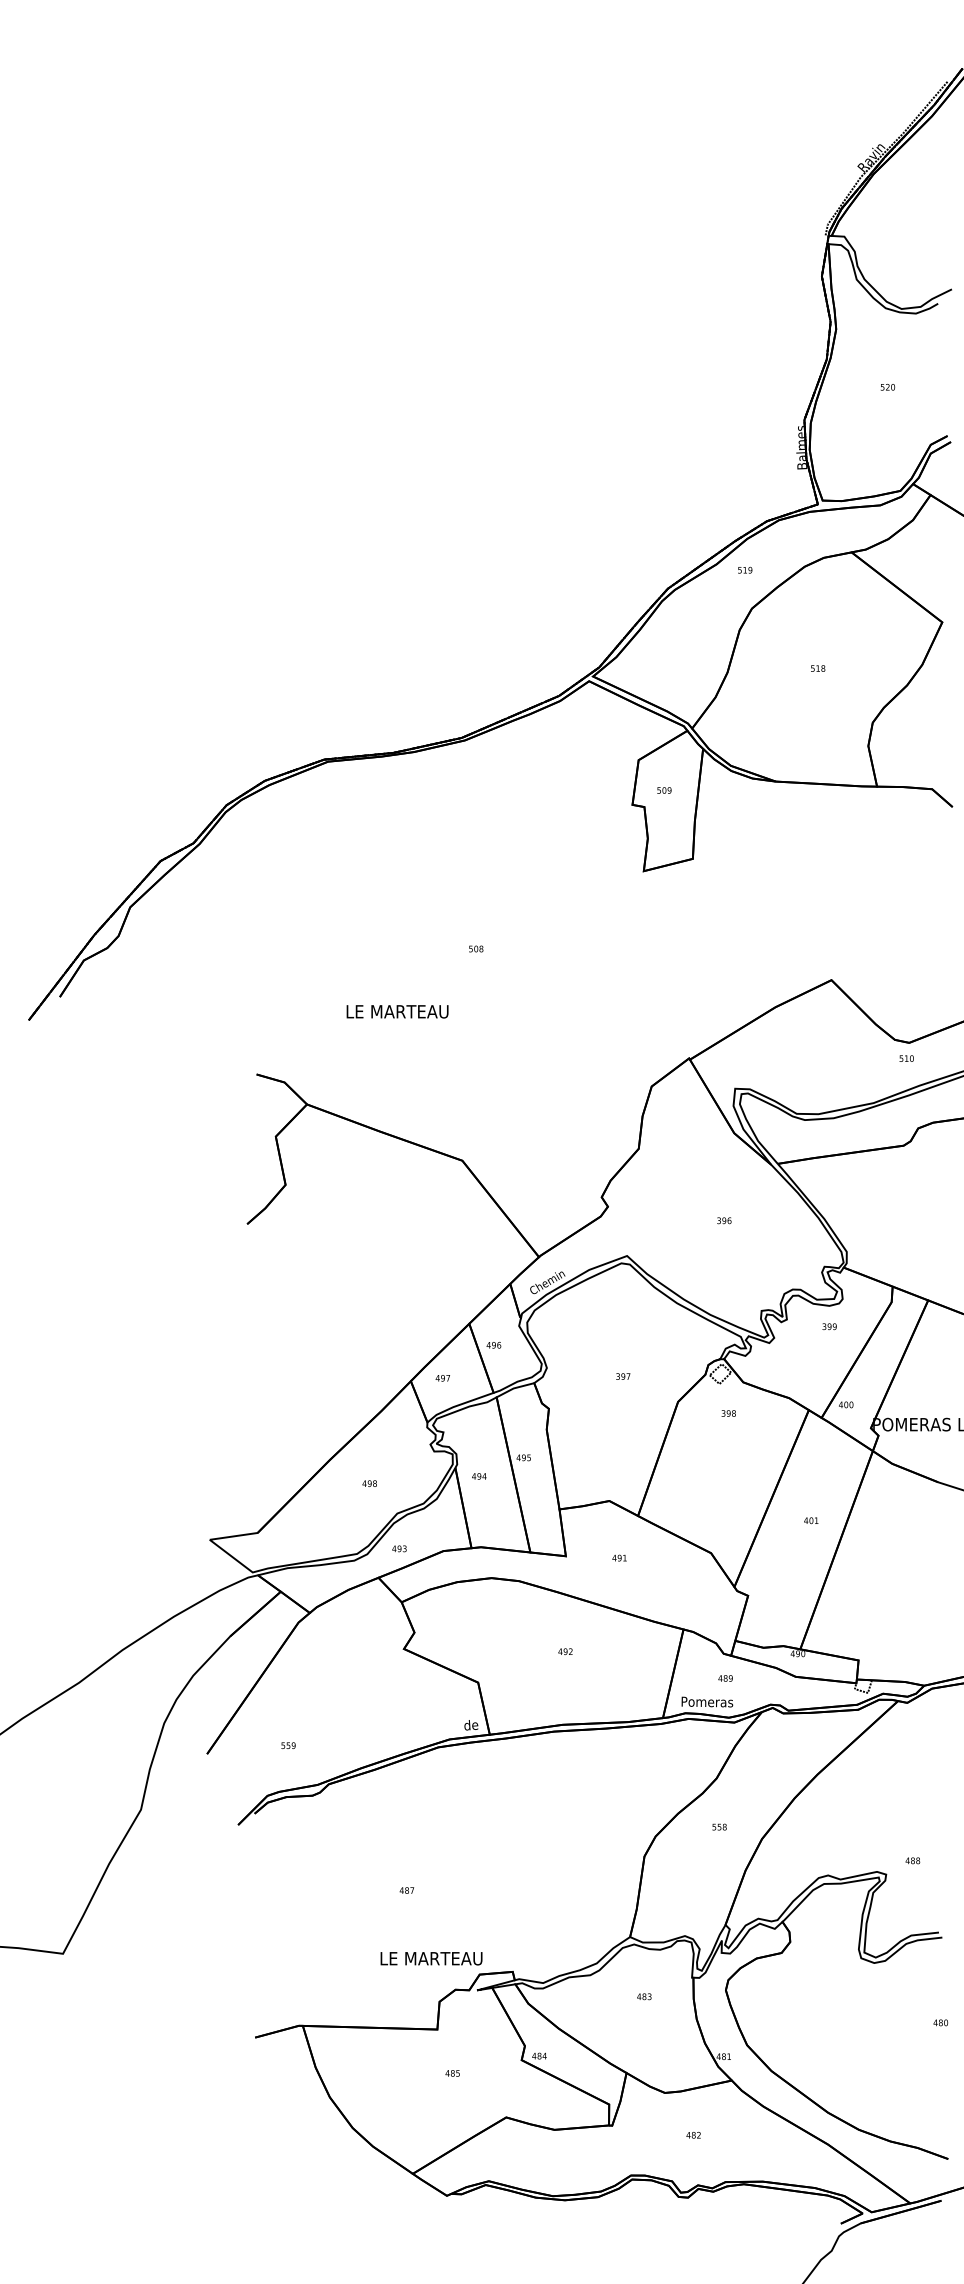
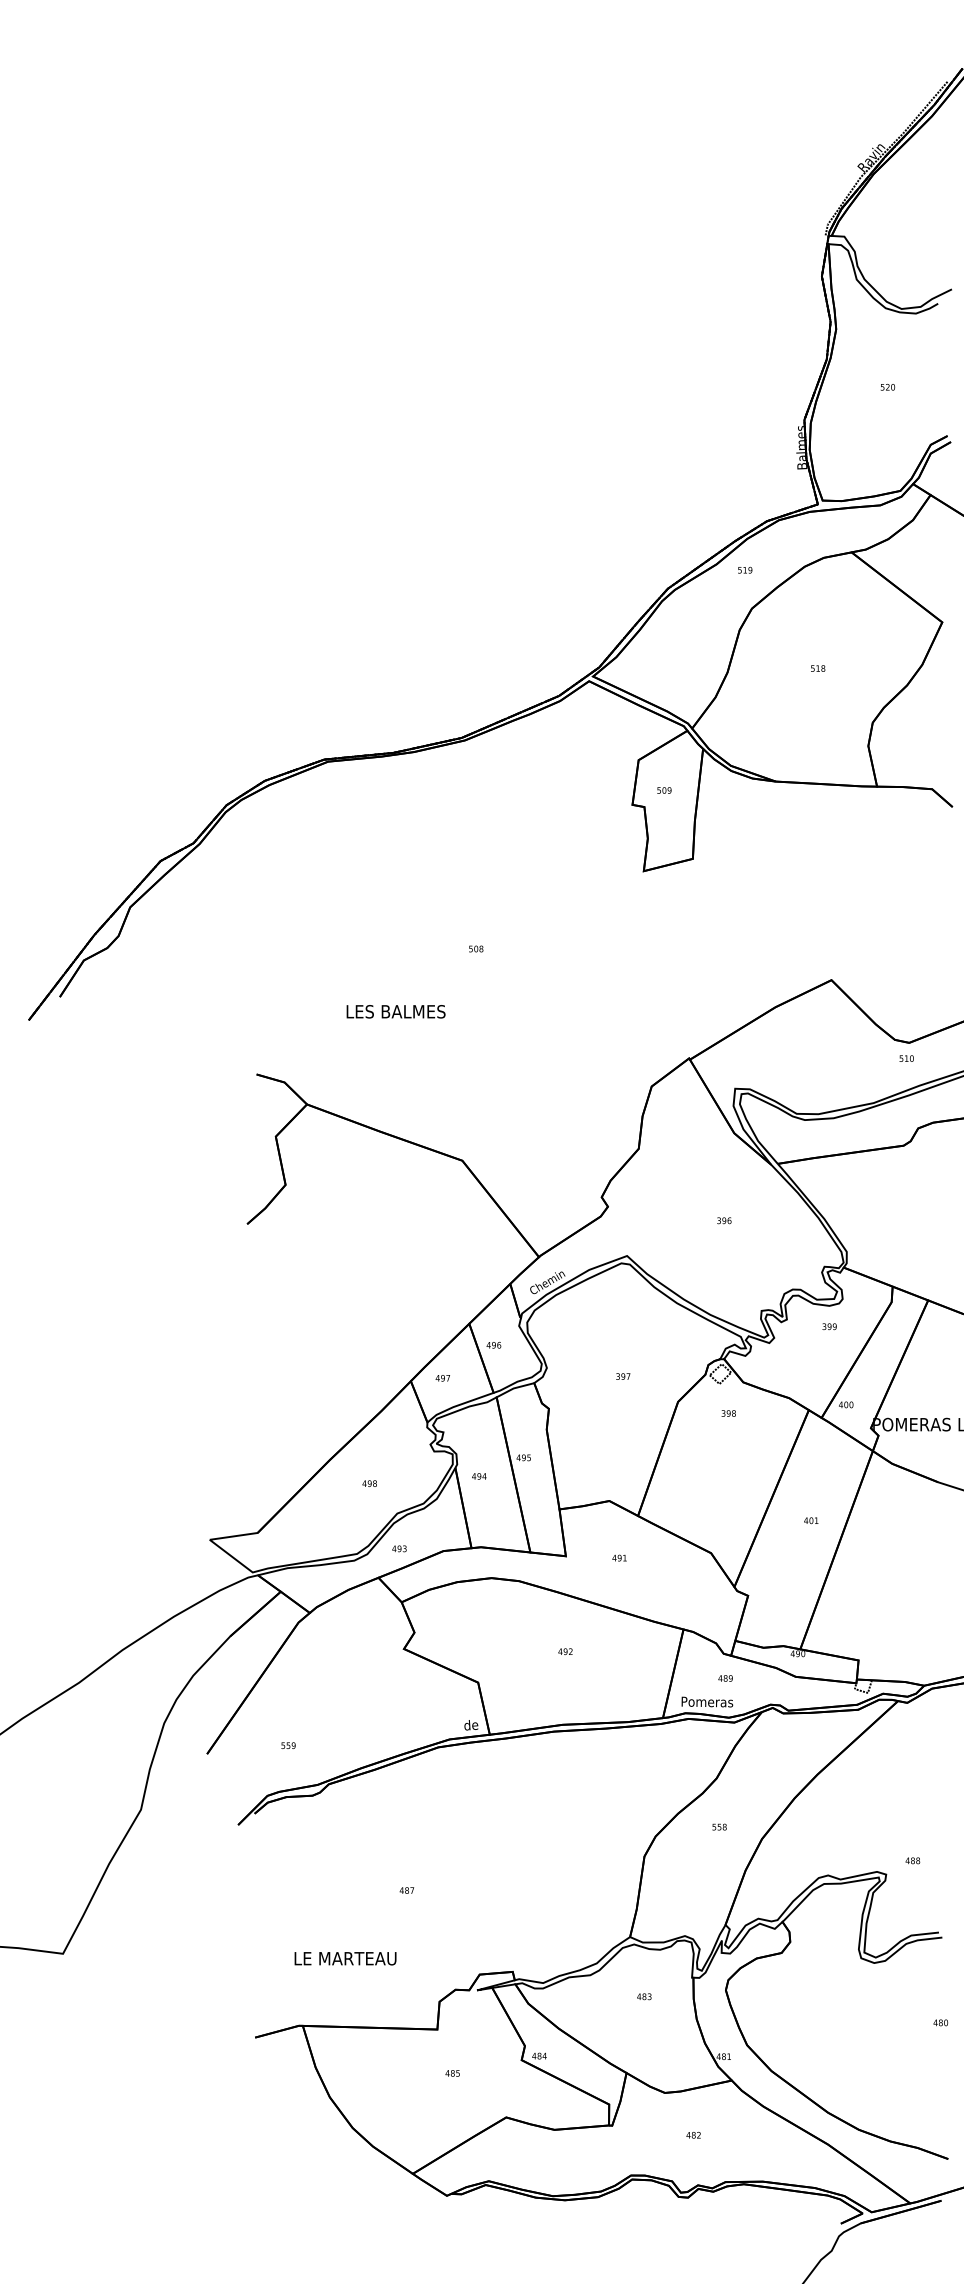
text: LE MARTEAU -> LES BALMES (406, 1011)
text position: (431, 1958) -> (345, 1958) (345, 1958)
